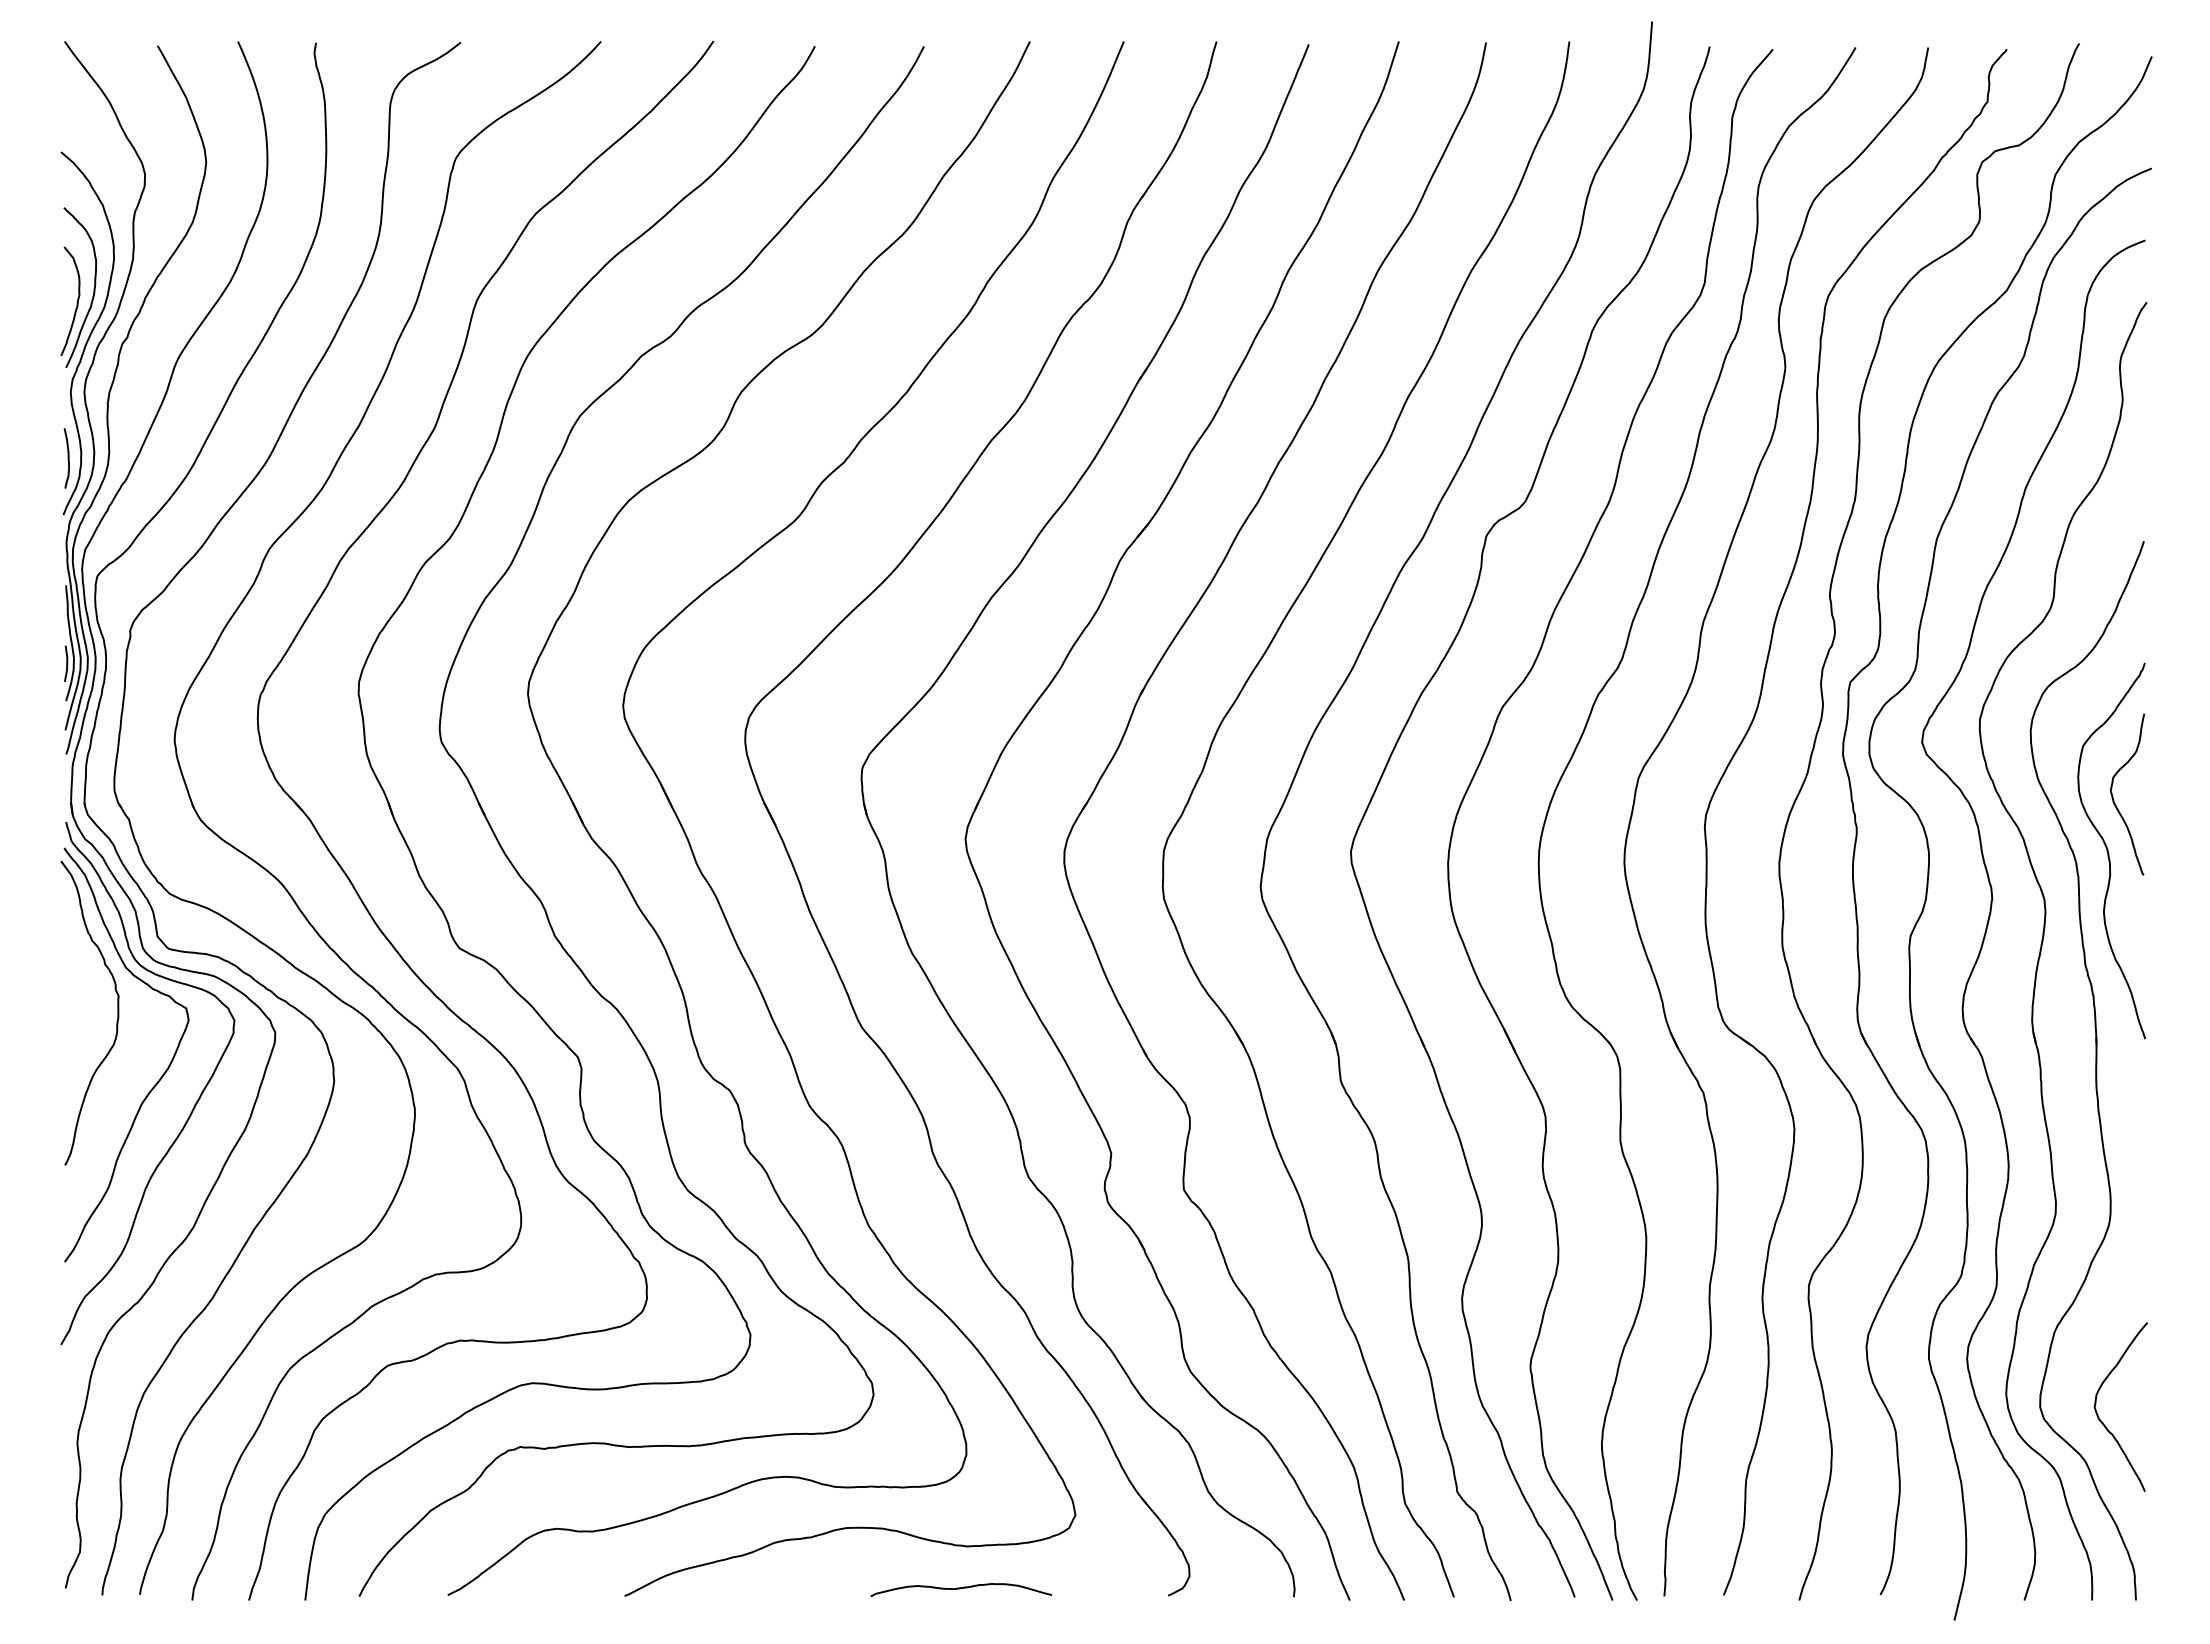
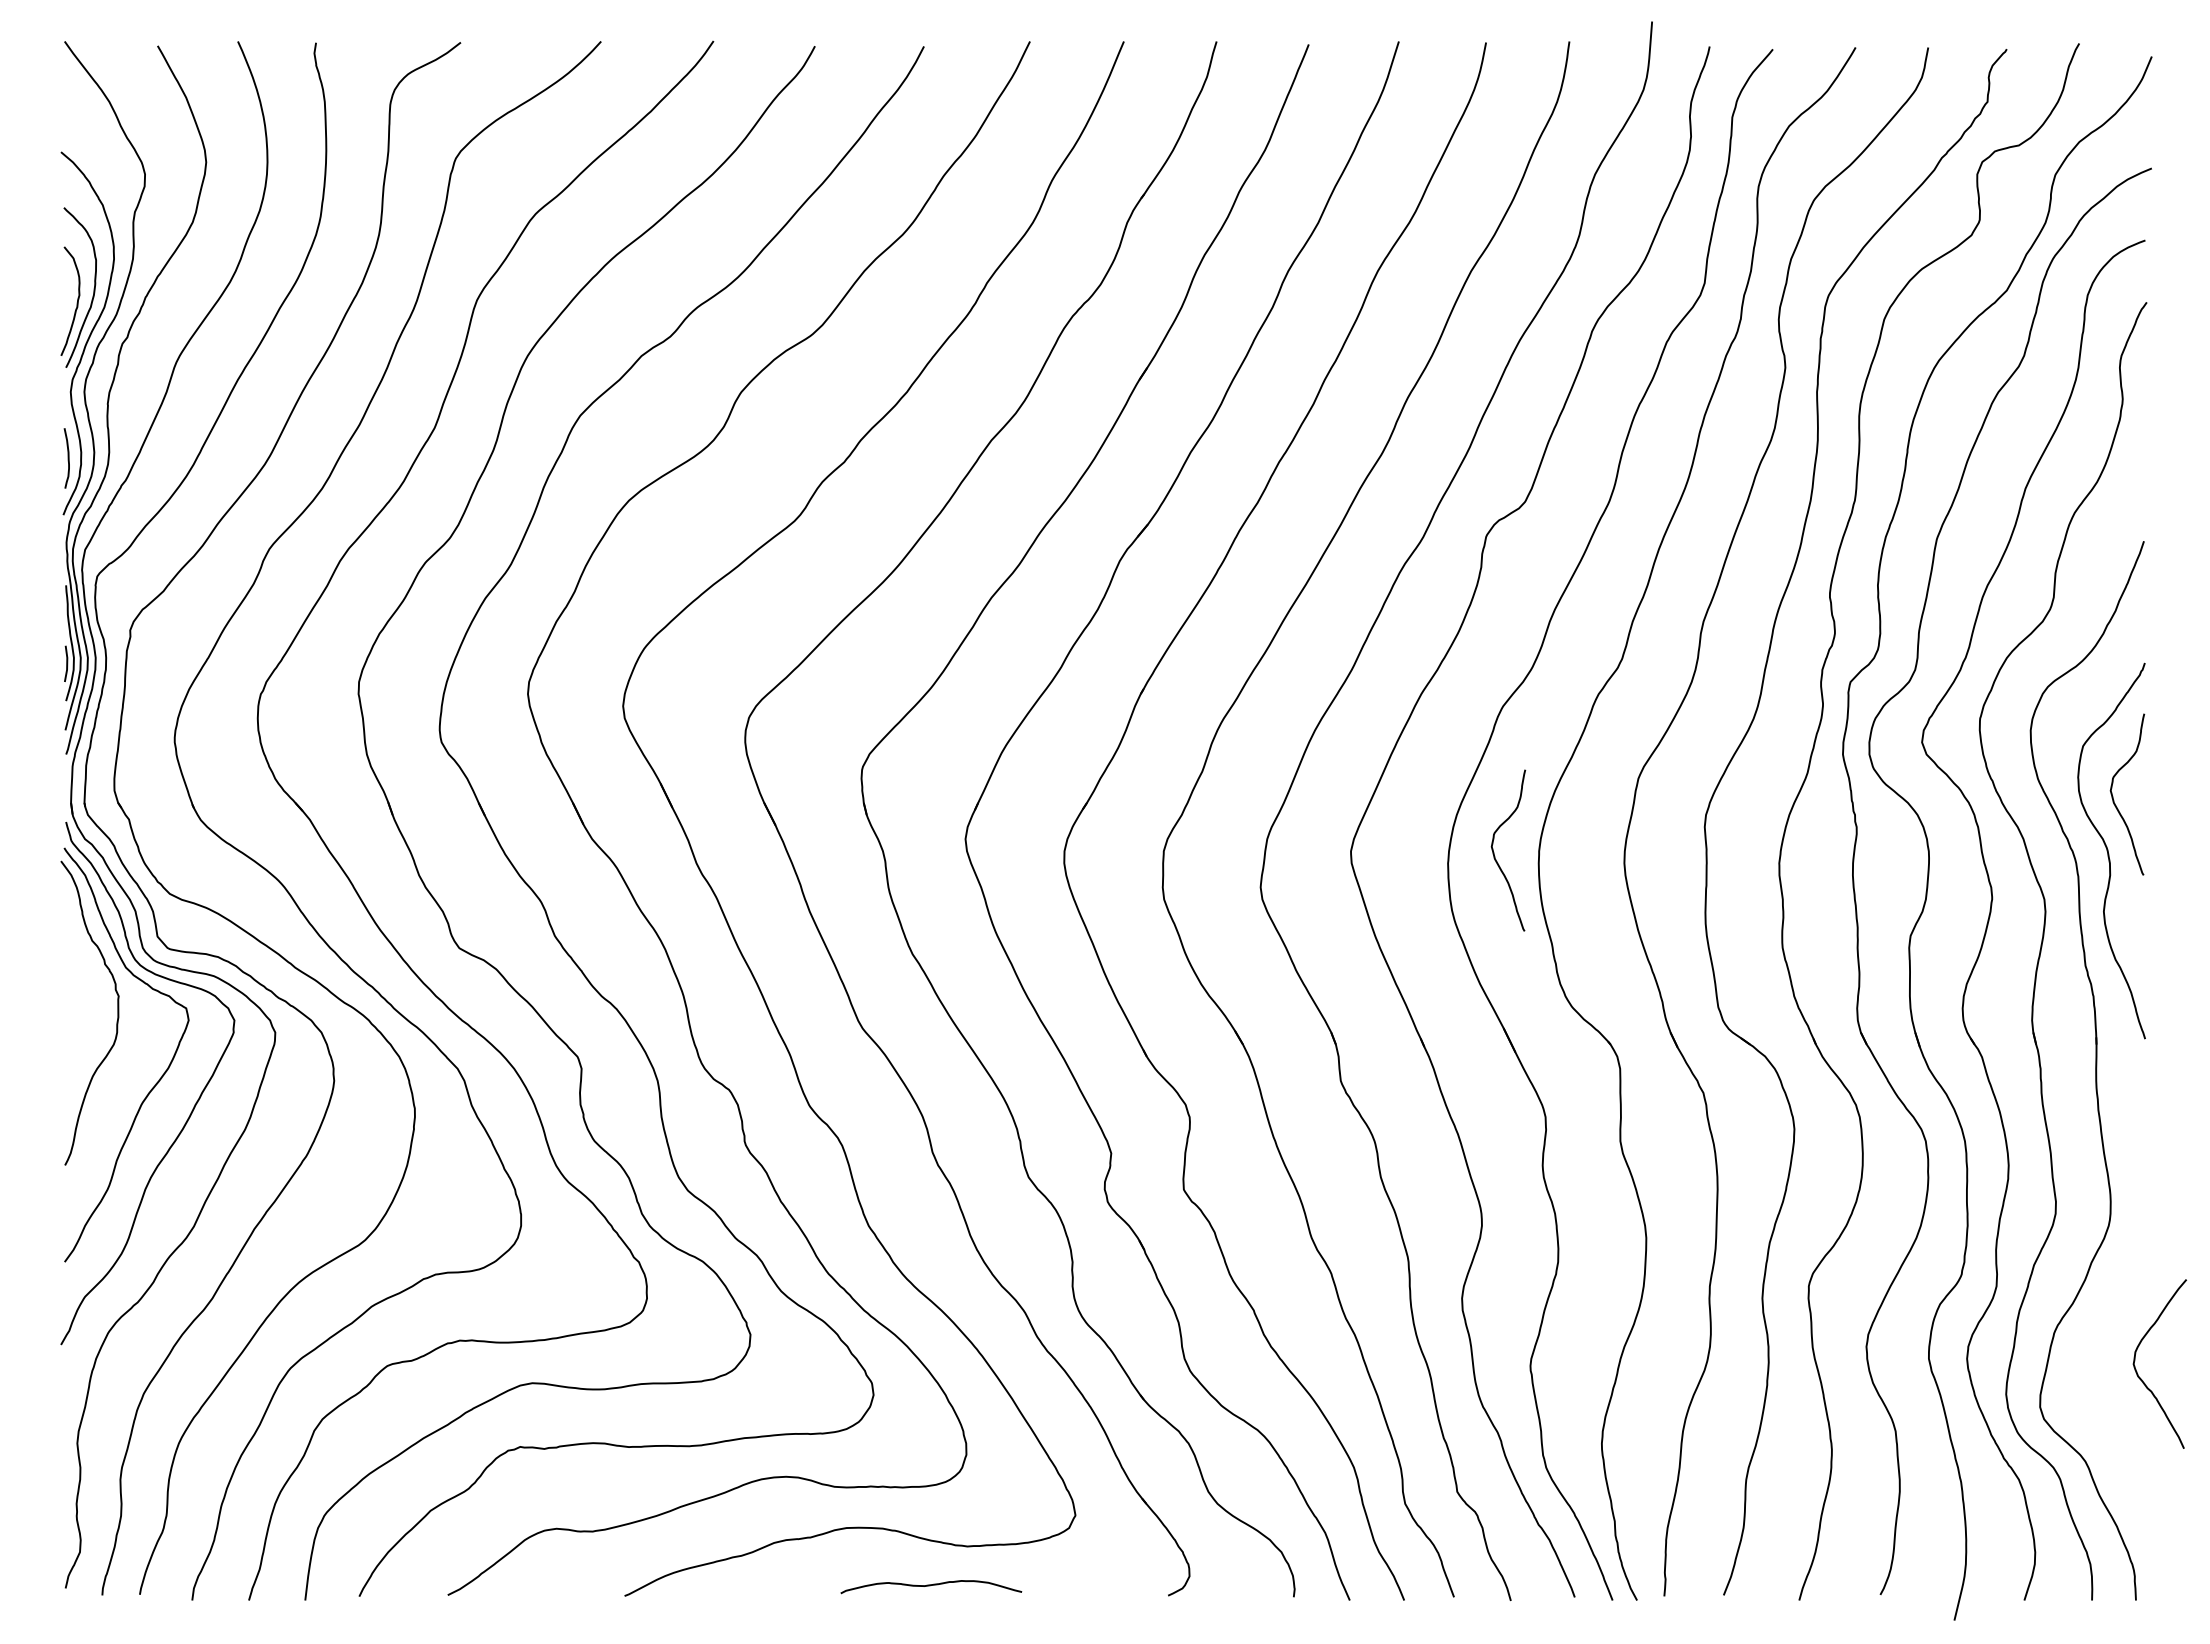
curve: none -> present (1494, 852)
curve position: (2103, 1422) -> (2142, 1379) (2142, 1379)
curve position: (960, 1589) -> (930, 1586) (930, 1586)
